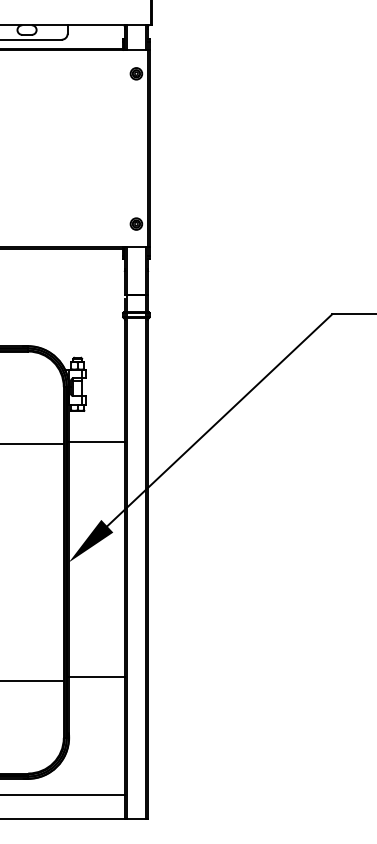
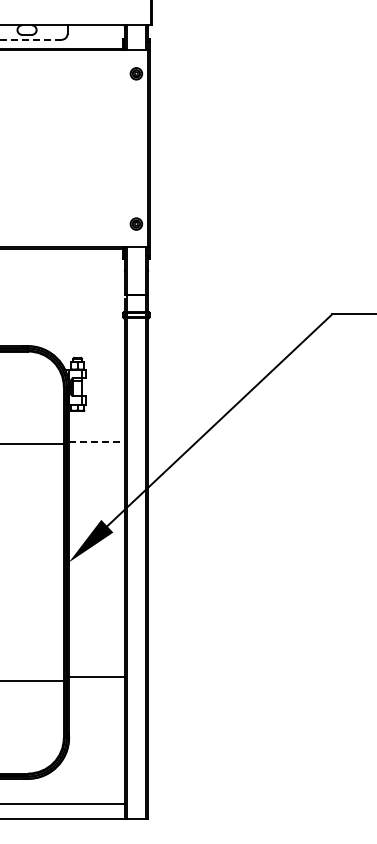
line: solid -> dashed (30, 39)
line: solid -> dashed (96, 441)
line position: (63, 795) -> (63, 804) (63, 804)
